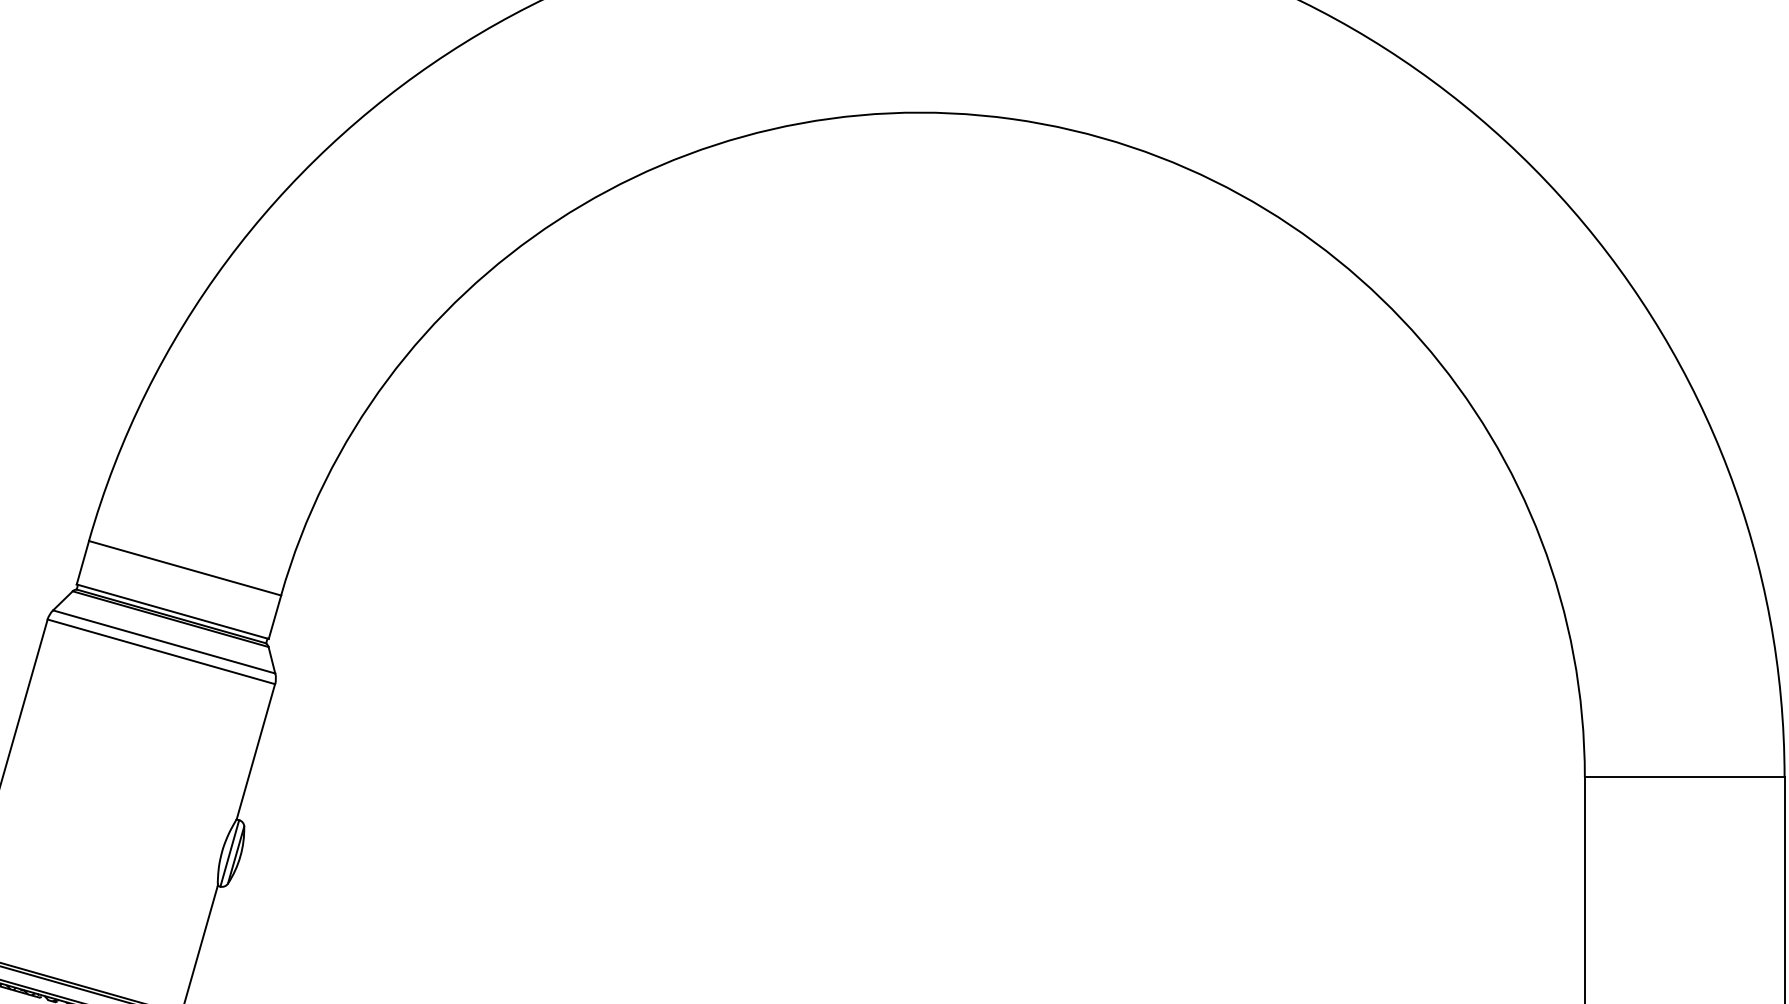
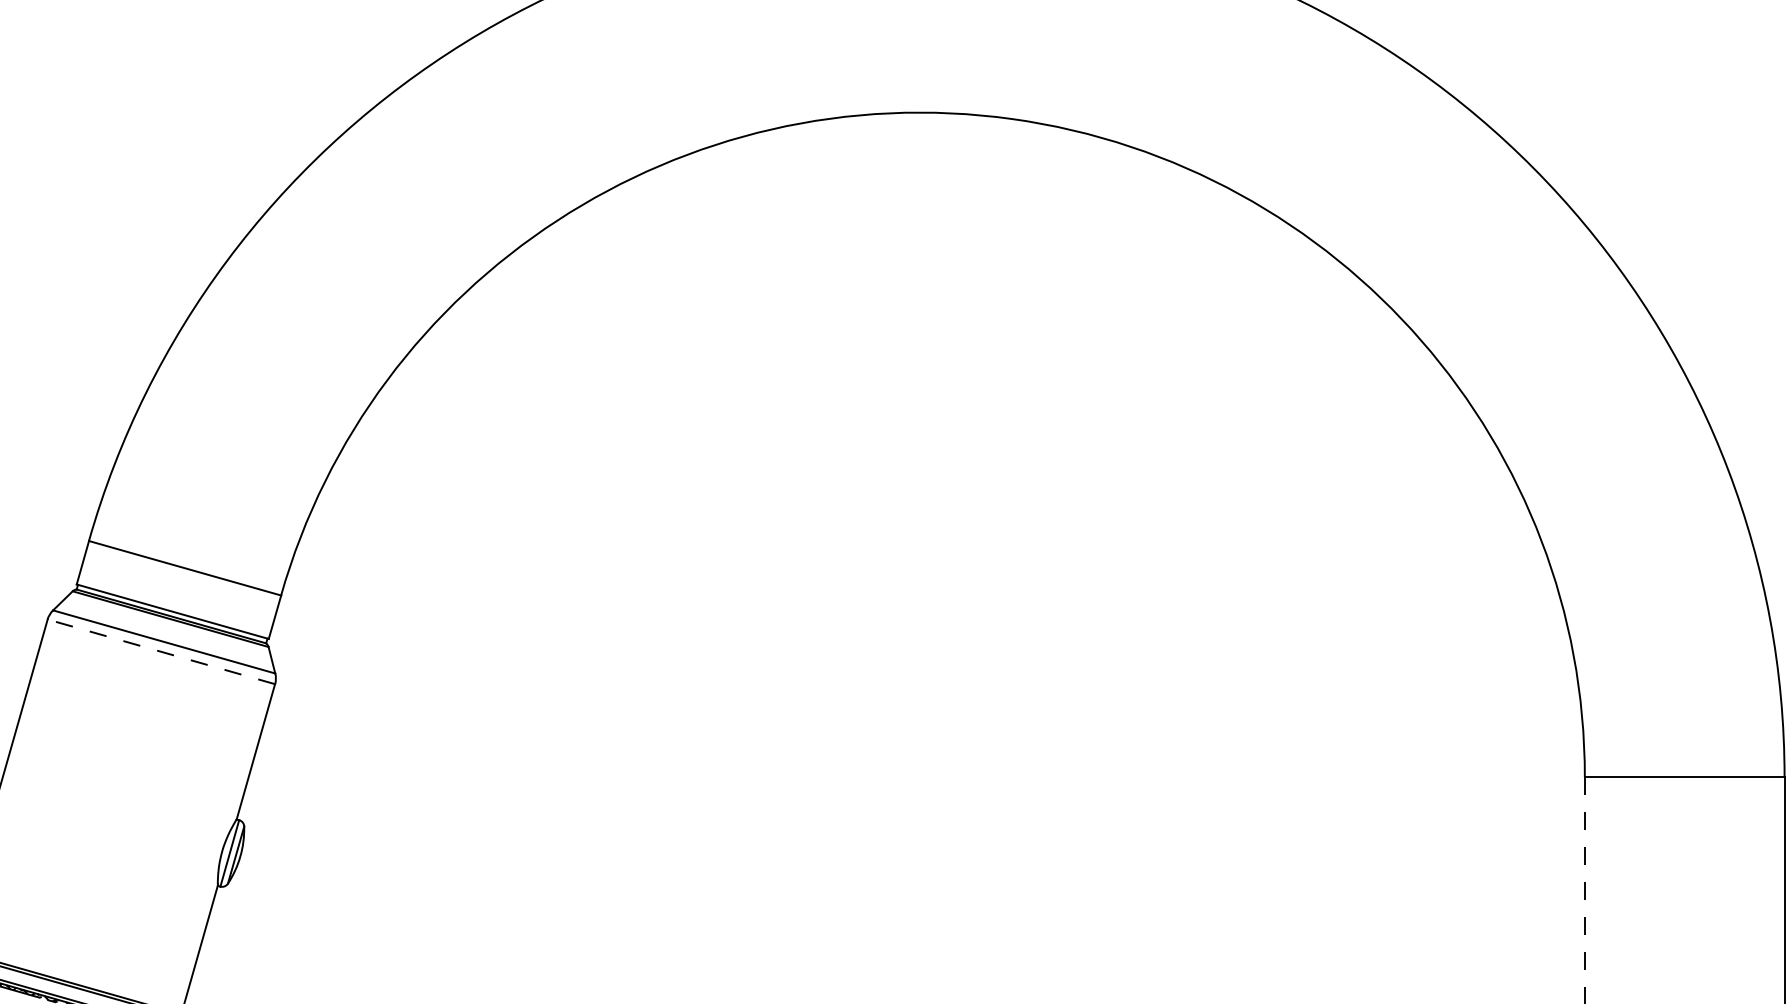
line: solid -> dashed (160, 651)
line: solid -> dashed (1584, 890)
